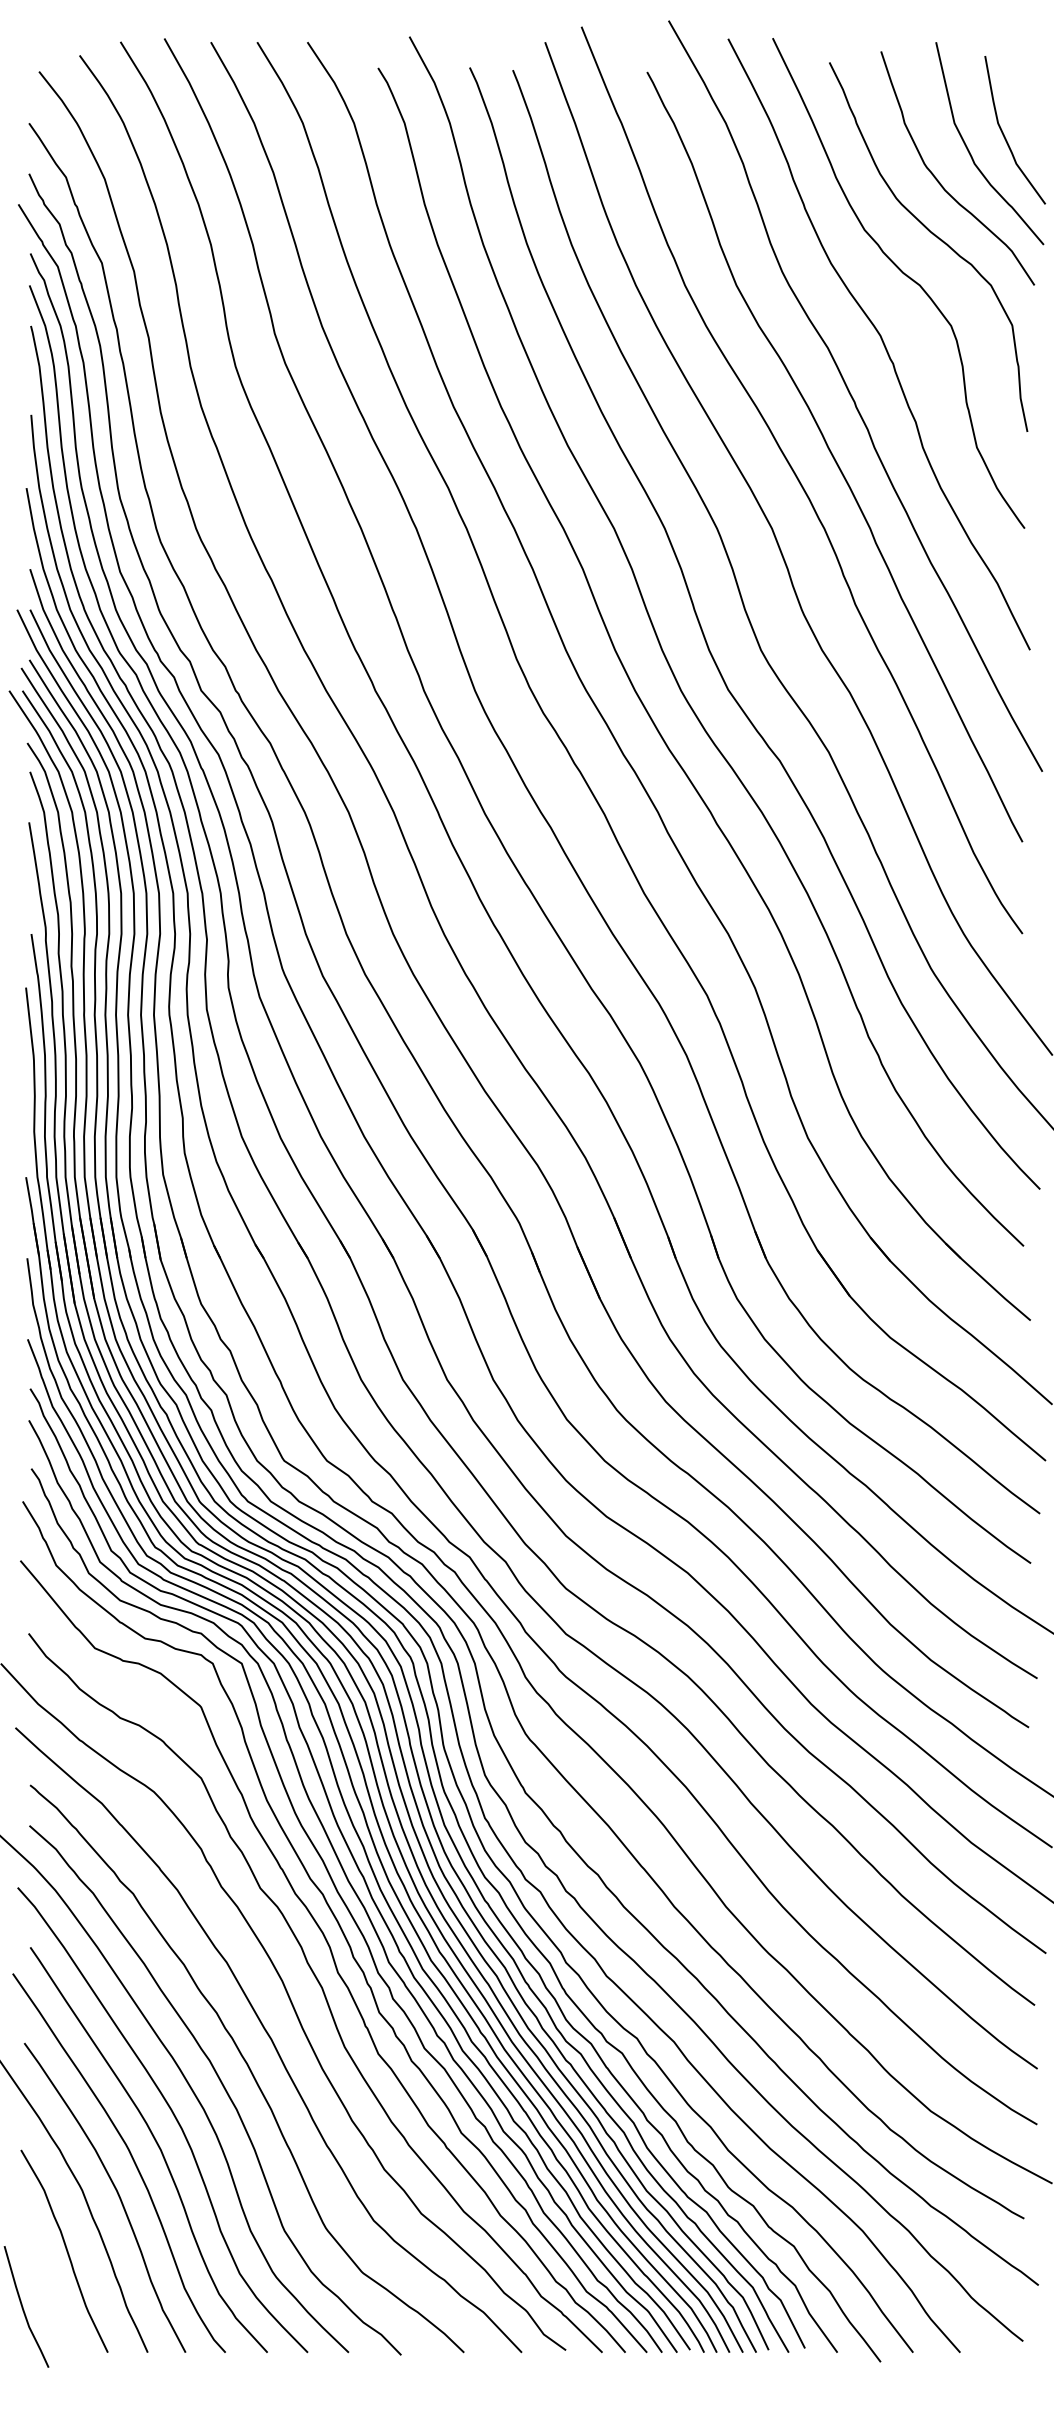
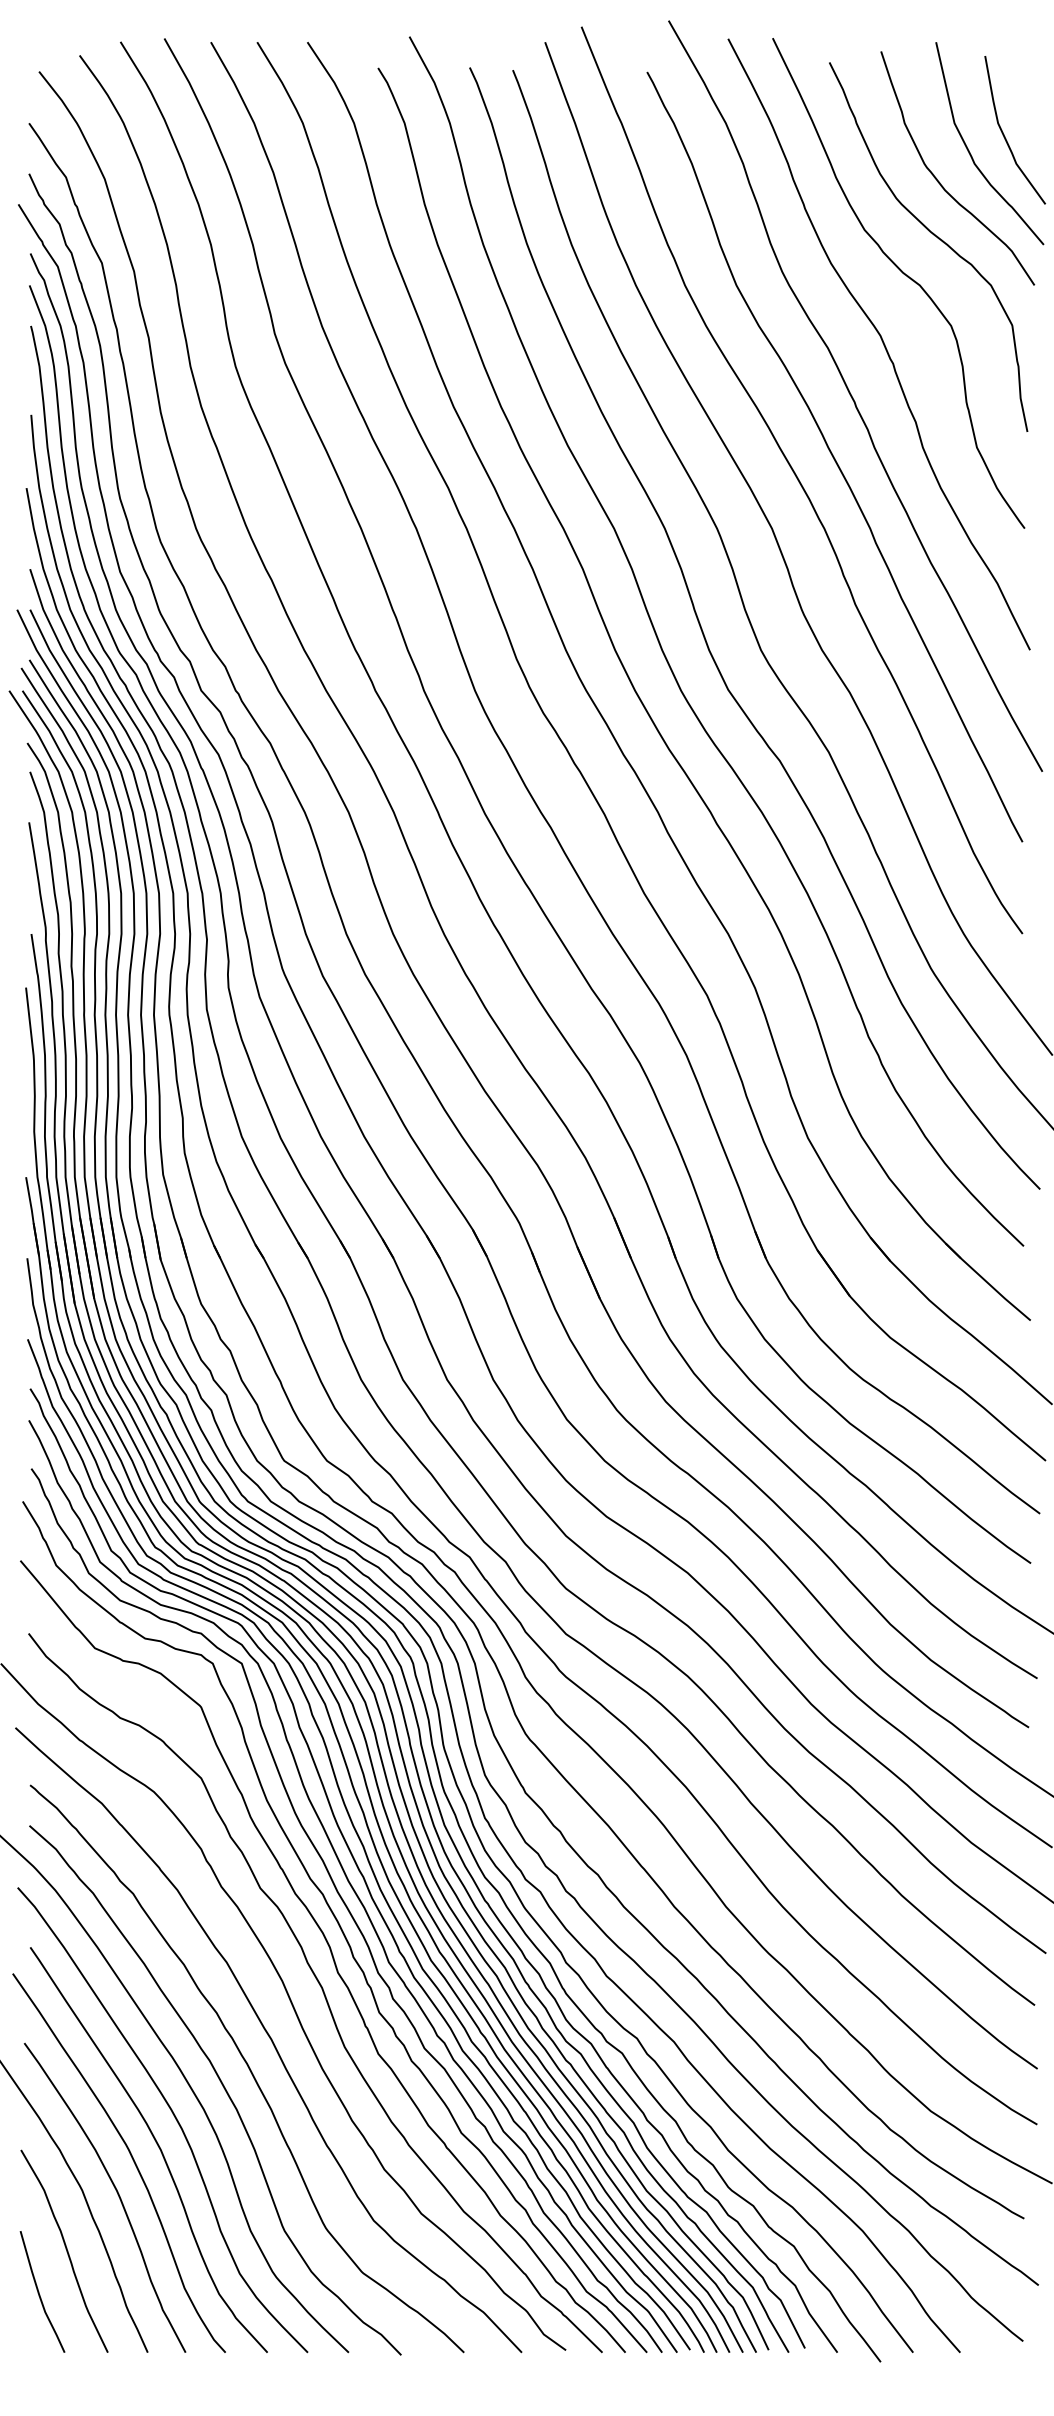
curve position: (23, 2306) -> (39, 2291) (39, 2291)
